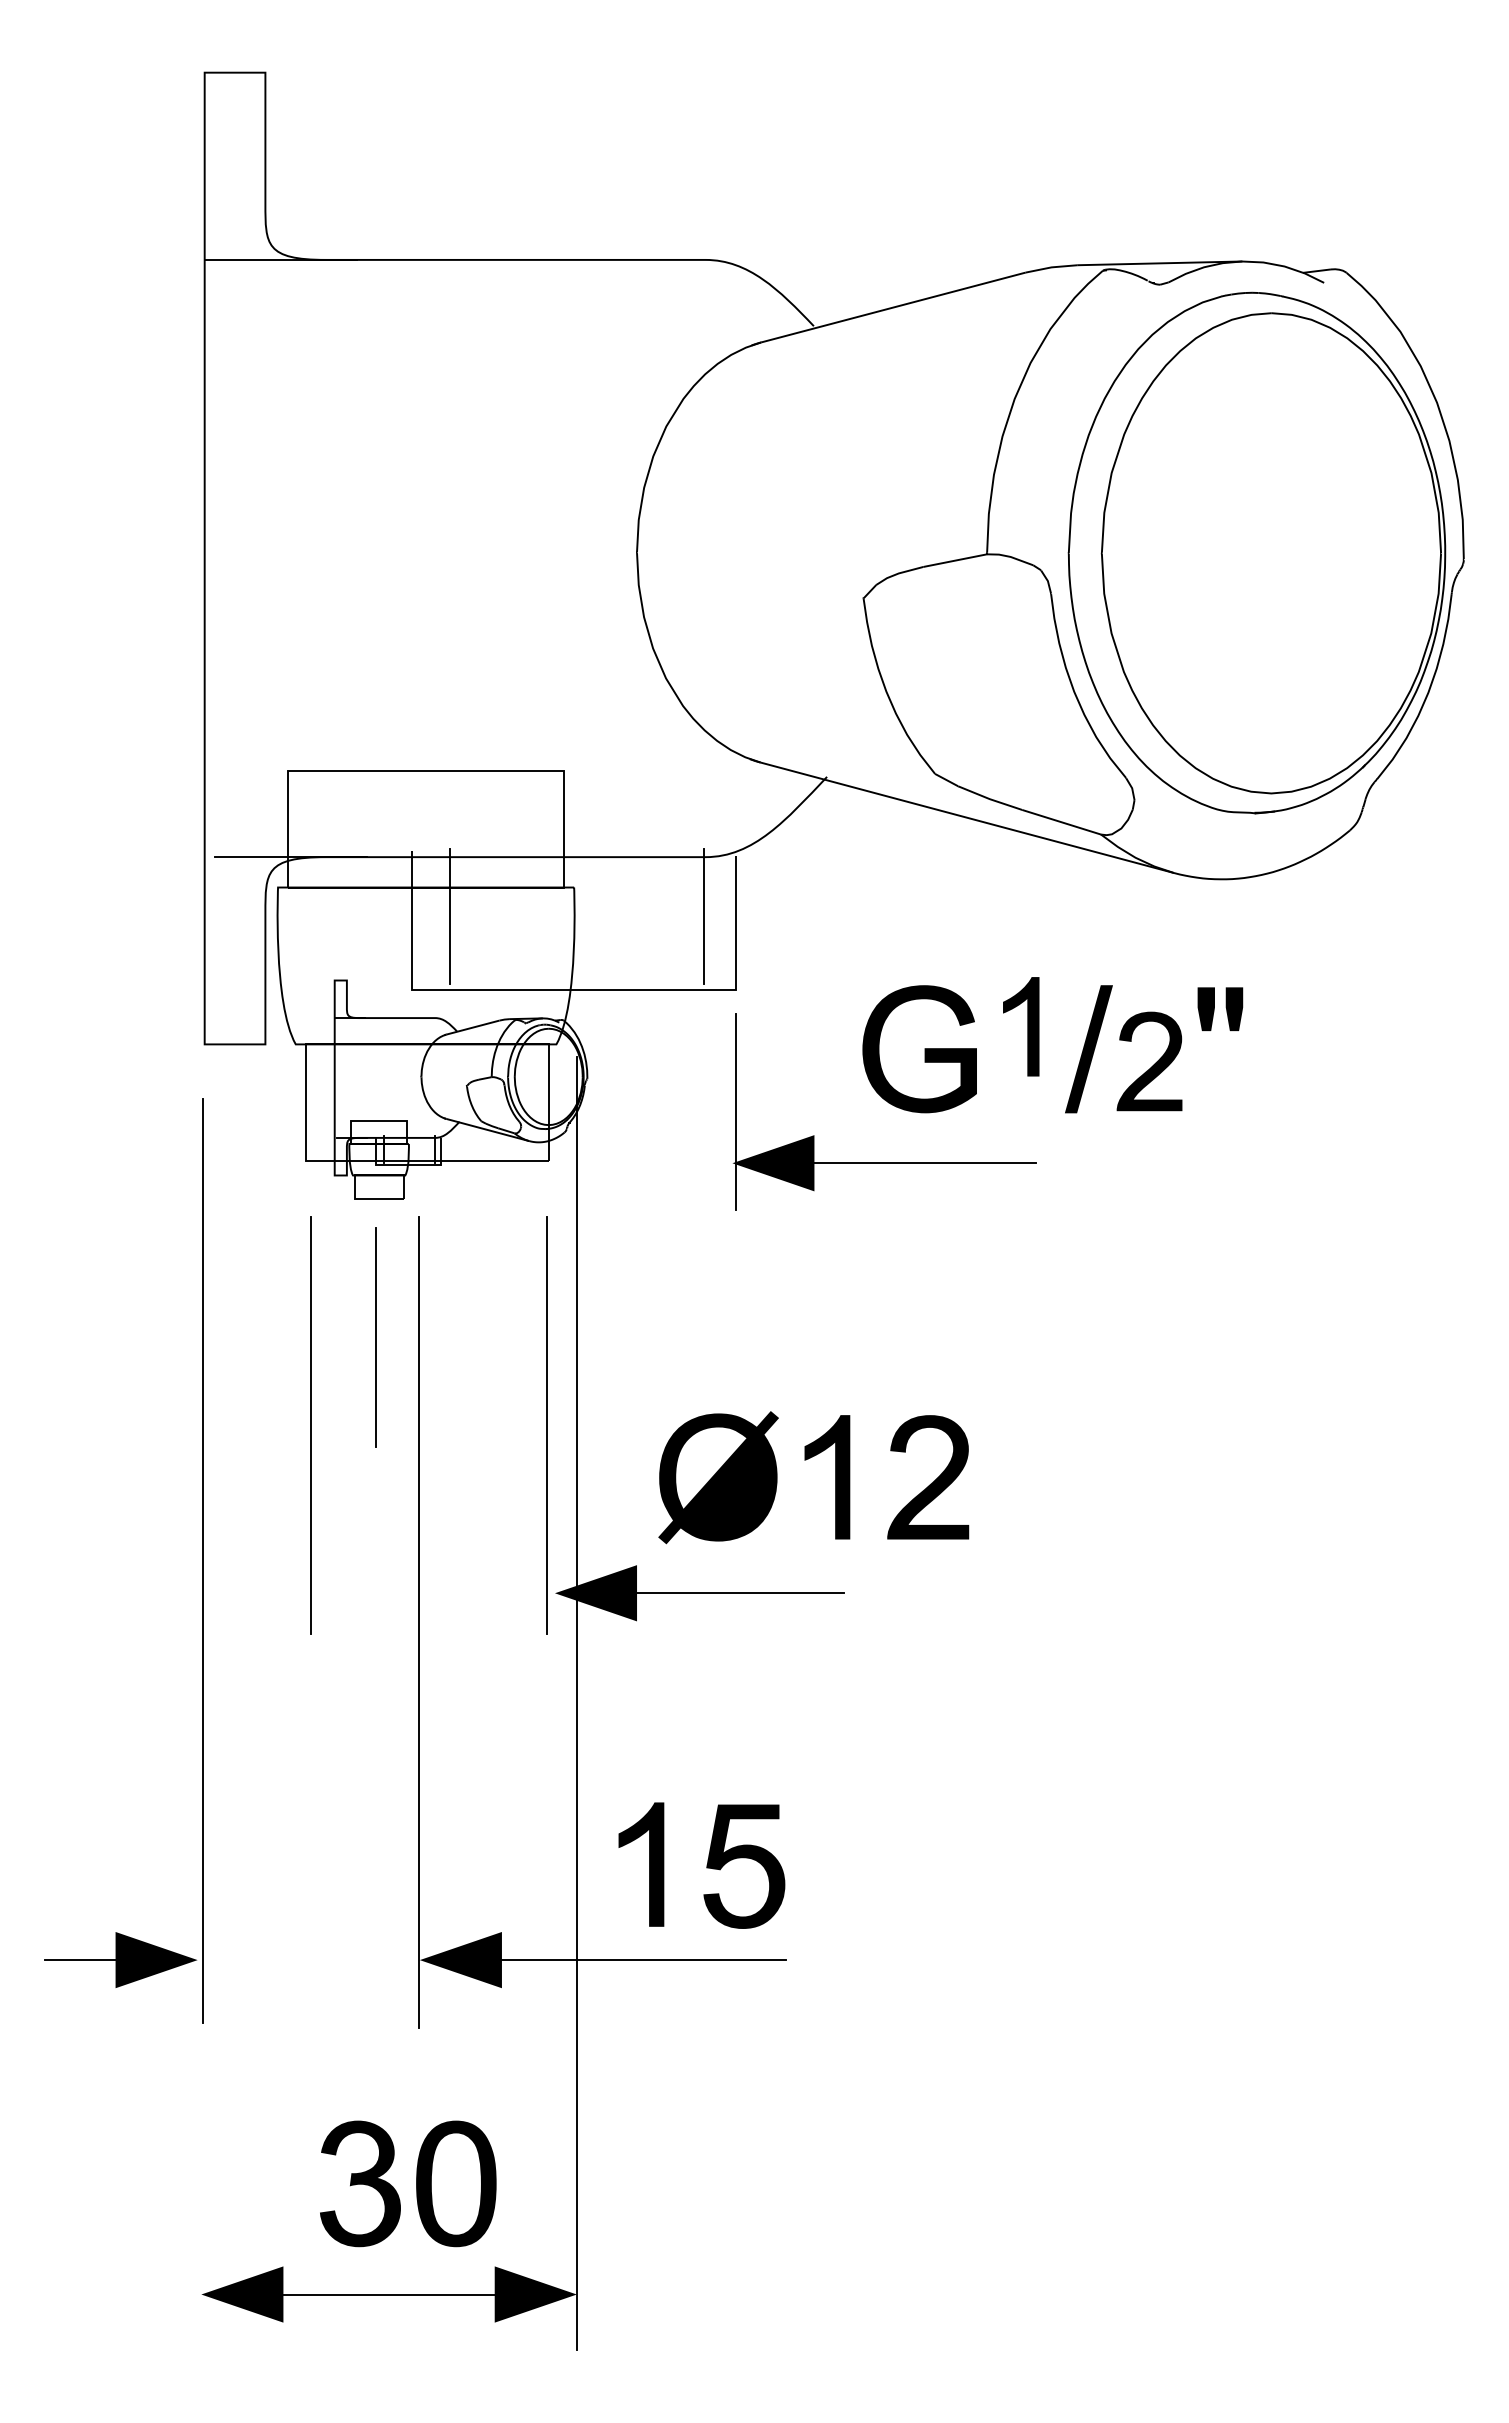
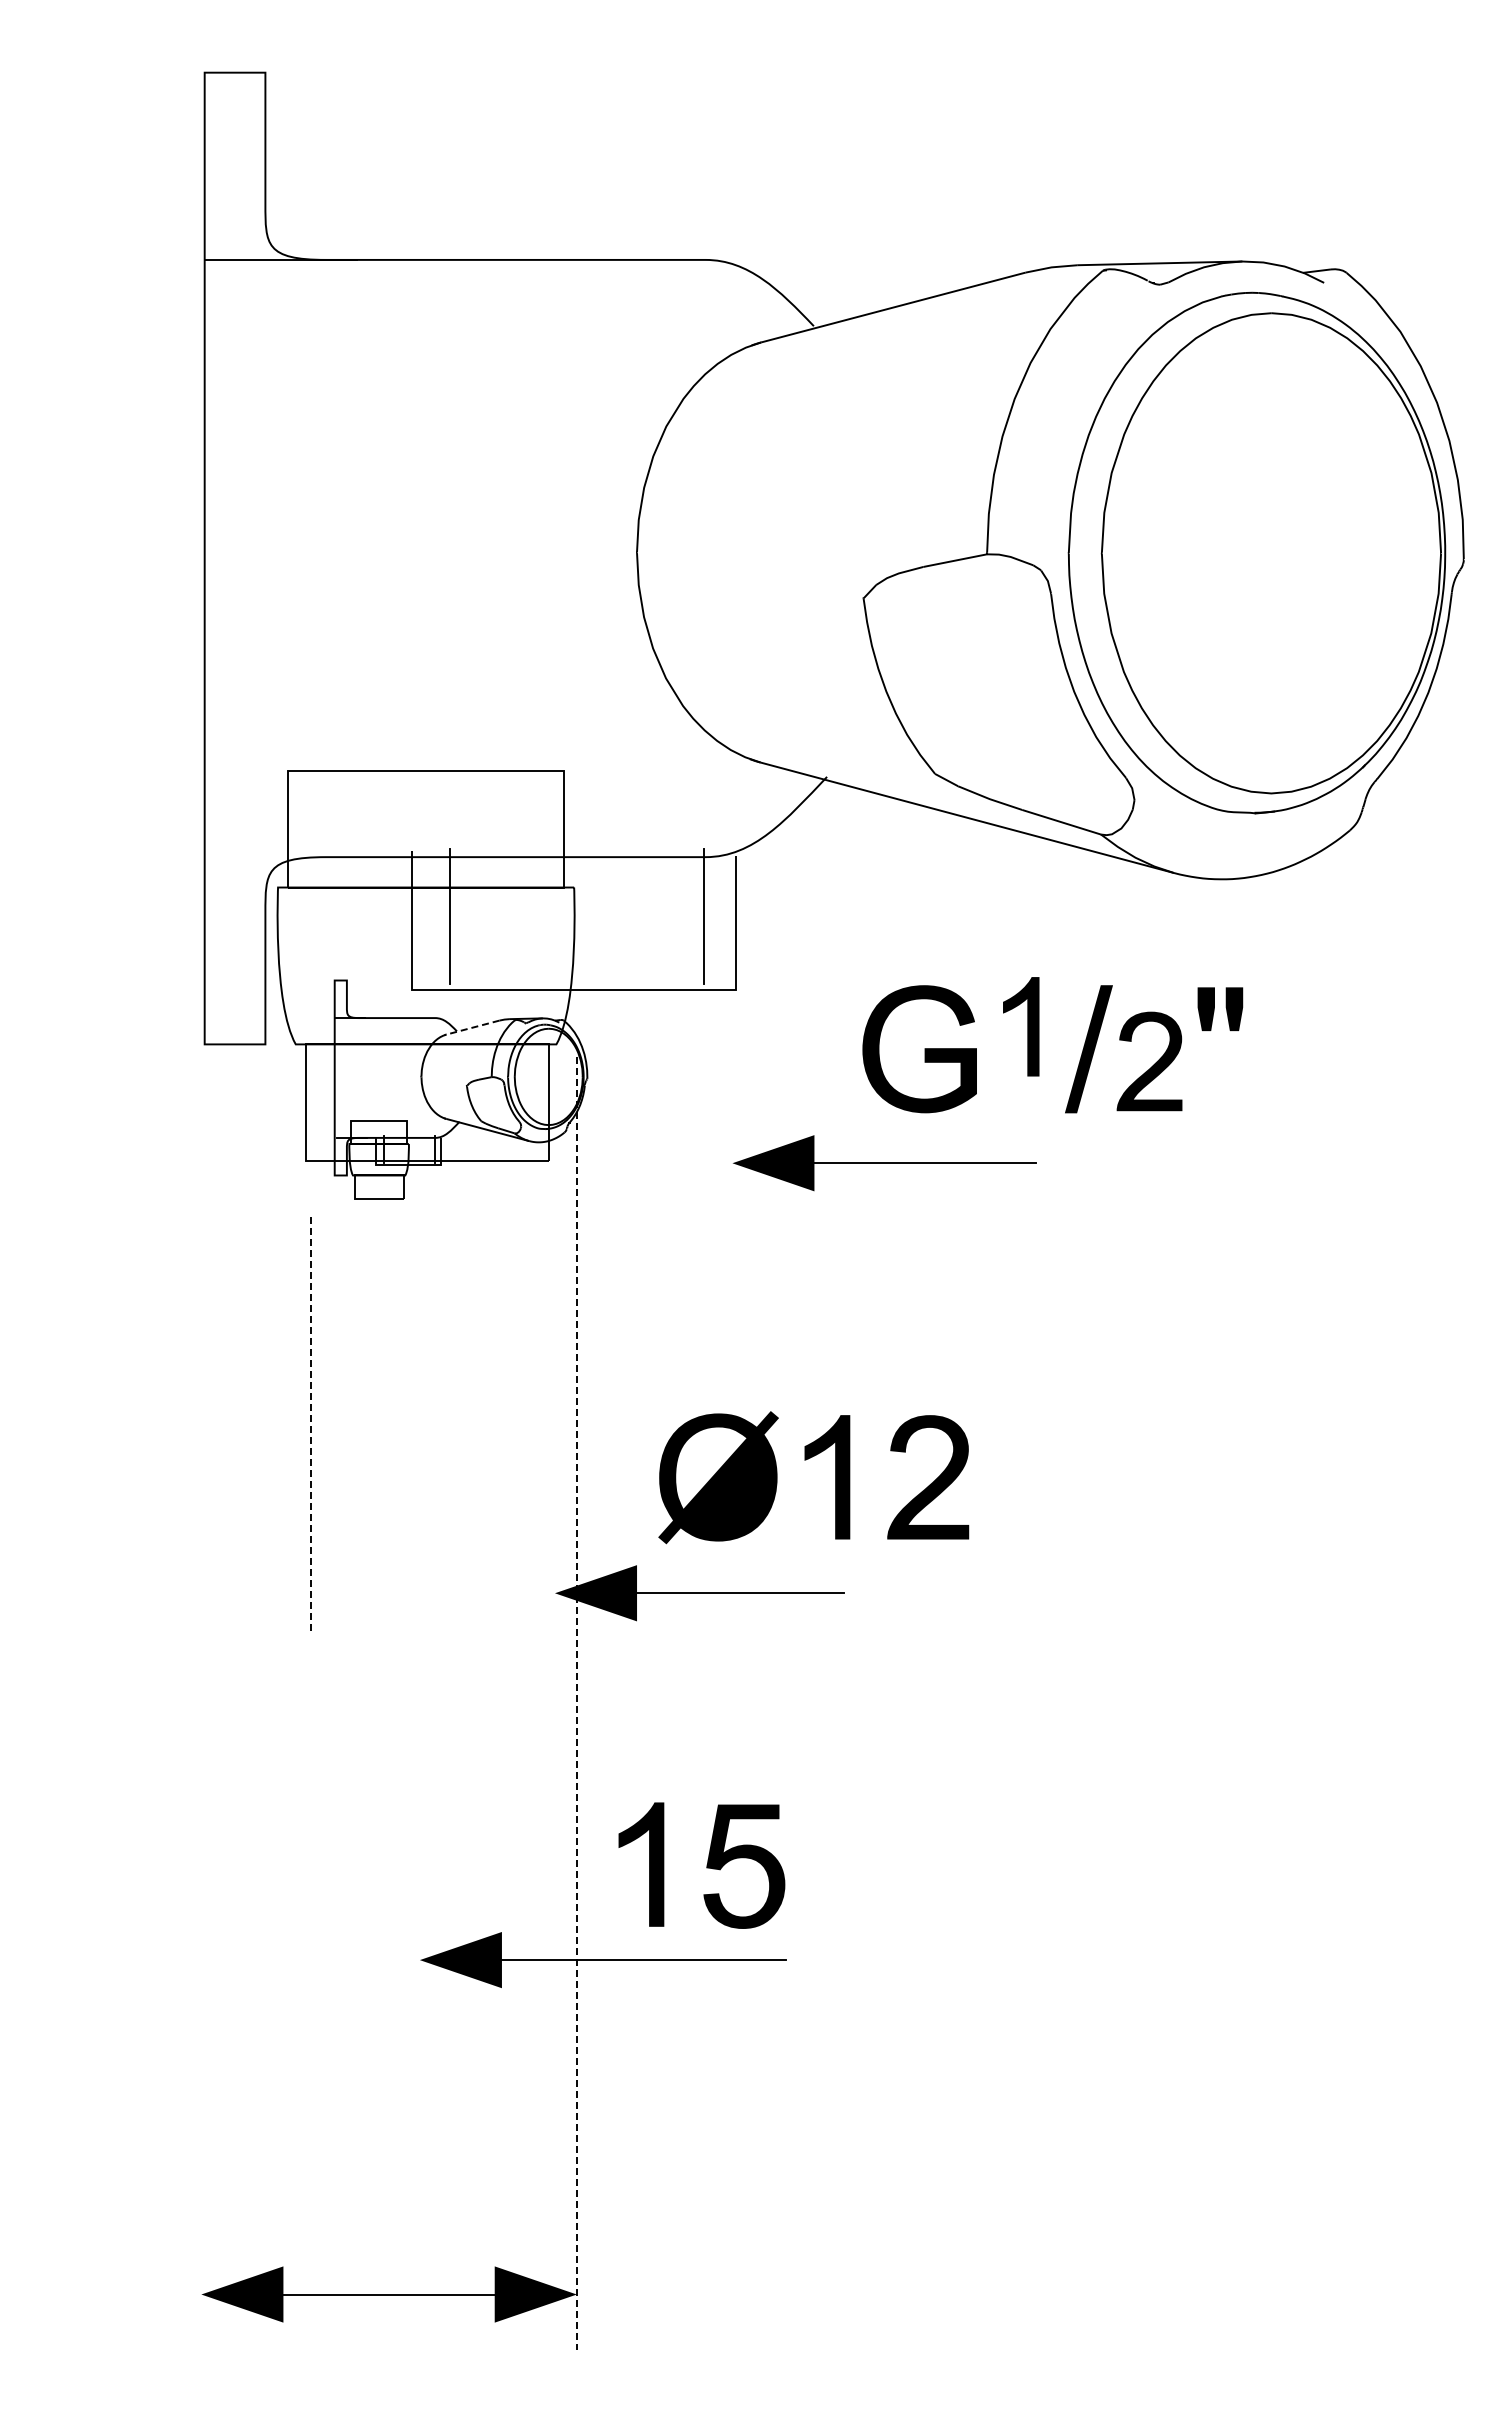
line: present -> none (290, 857)
line: solid -> dashed (471, 1027)
line: present -> none (735, 1111)
line: present -> none (376, 1337)
line: solid -> dashed (310, 1425)
line: present -> none (546, 1425)
part: present -> none (202, 1560)
line: present -> none (419, 1622)
line: solid -> dashed (576, 1703)
part: present -> none (416, 2183)
